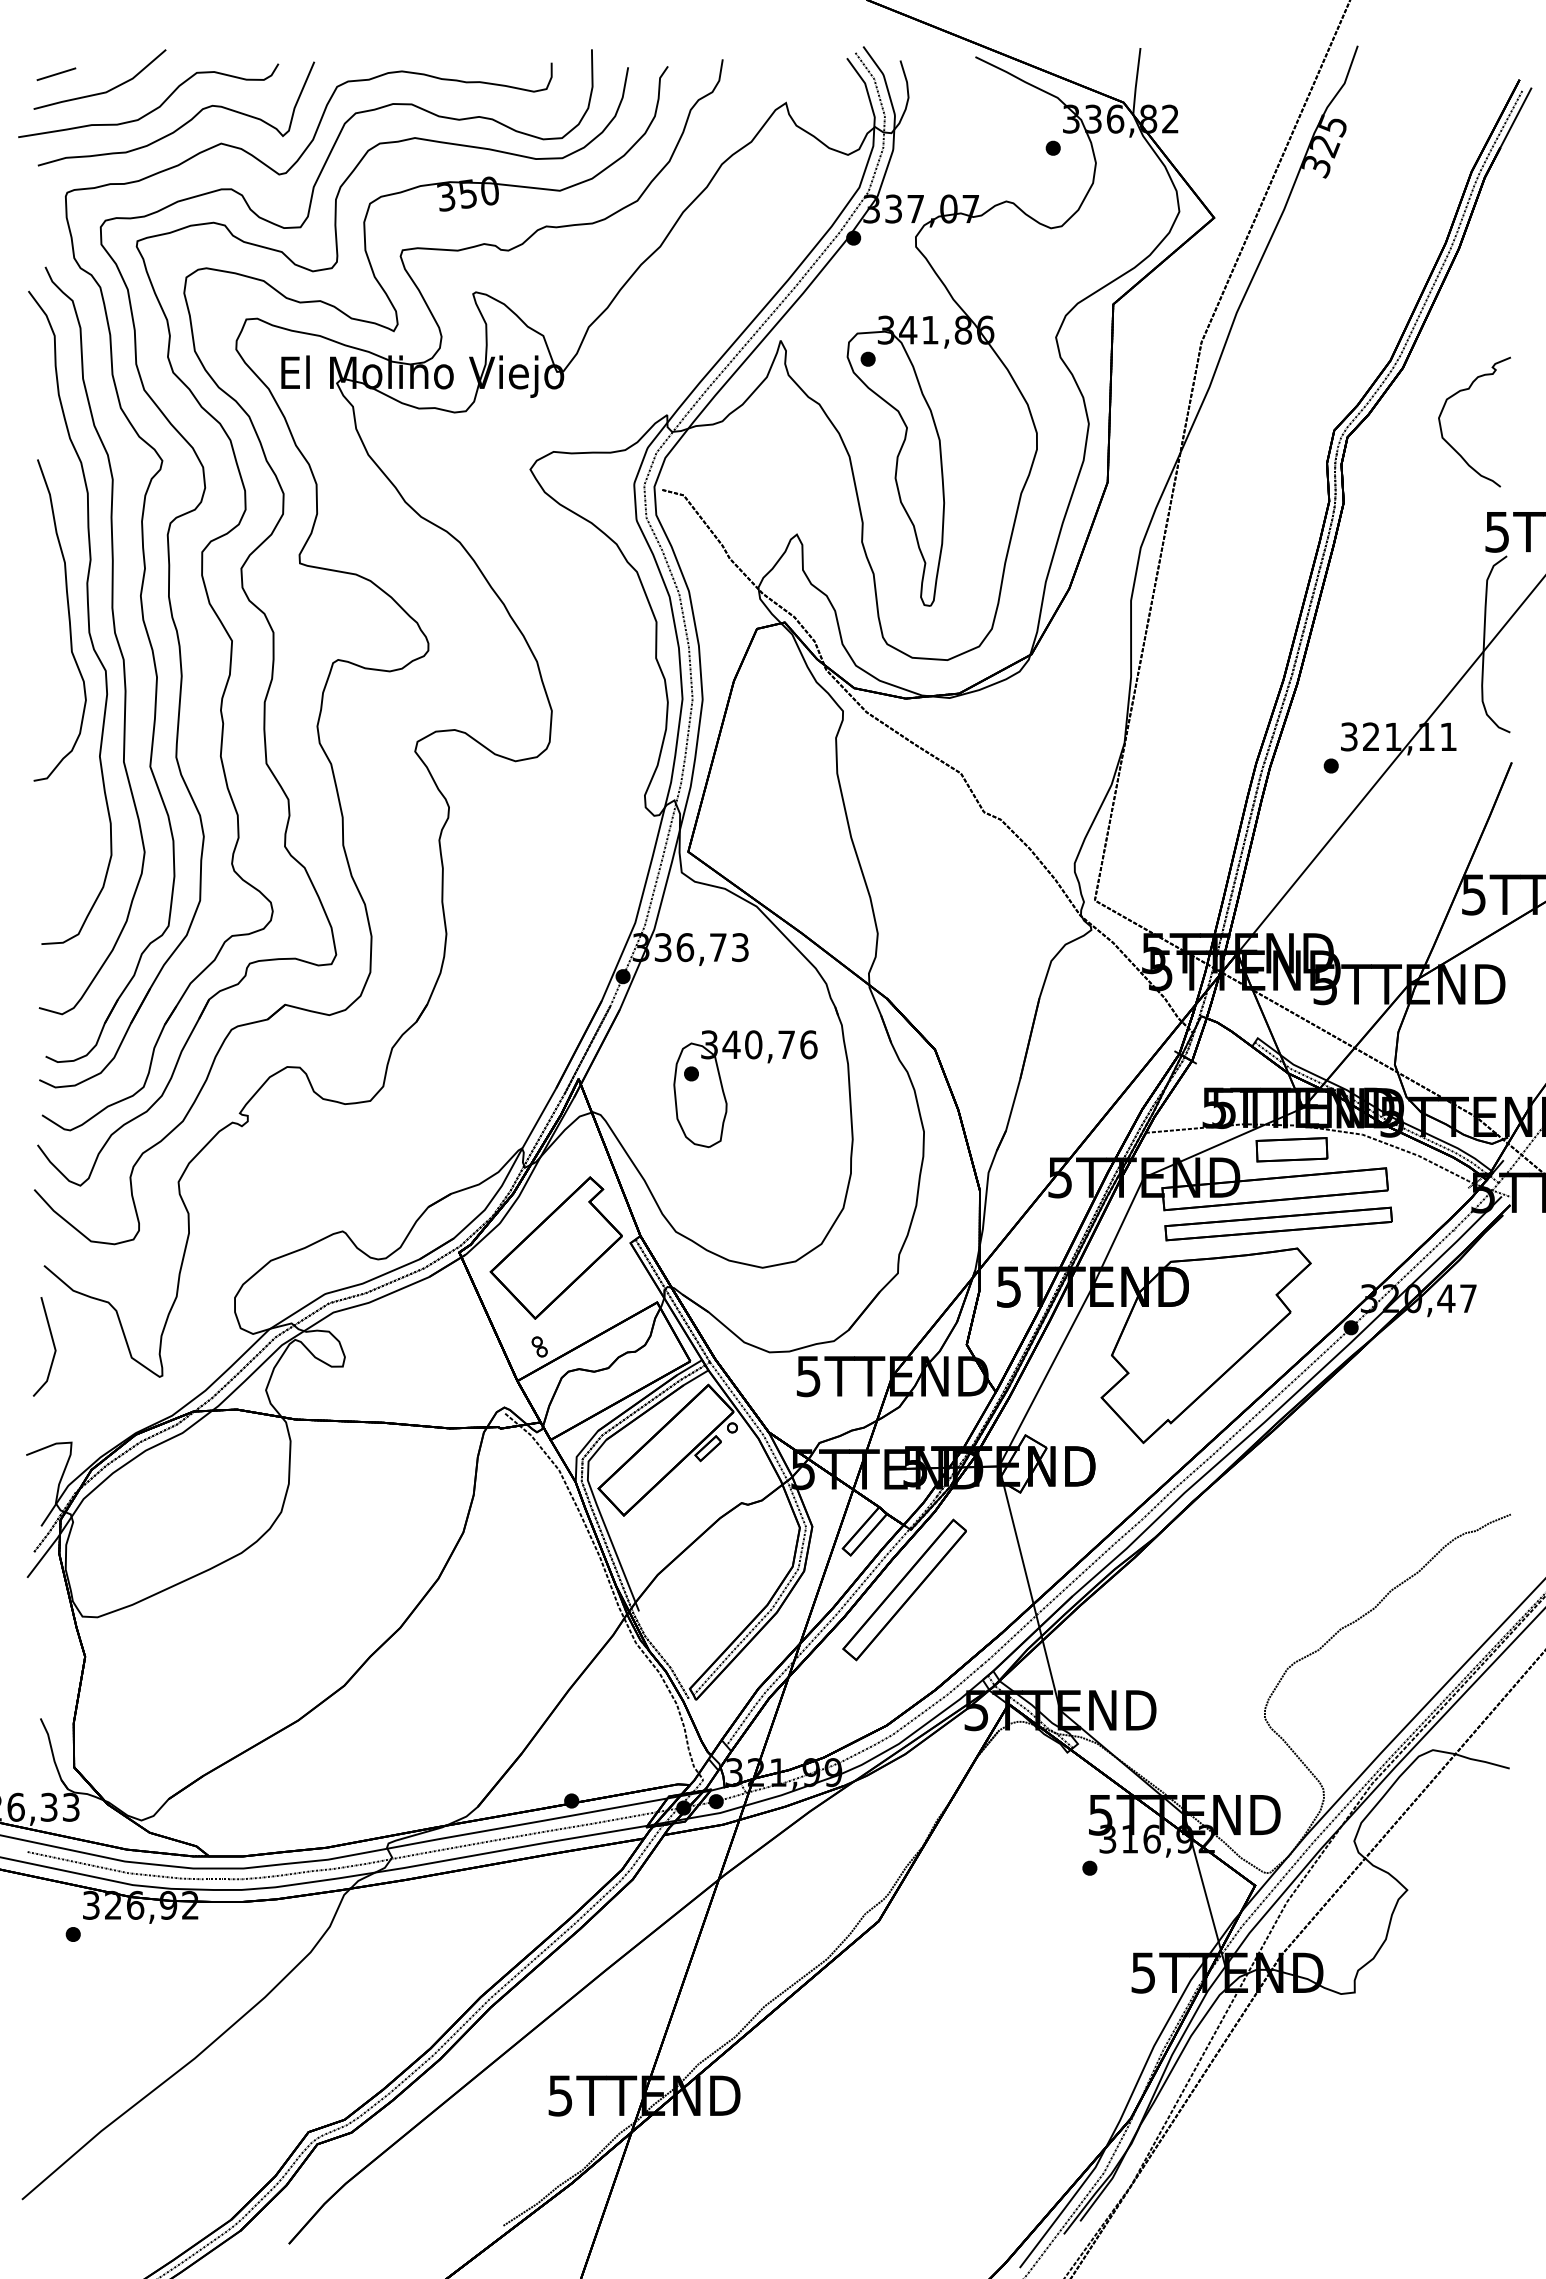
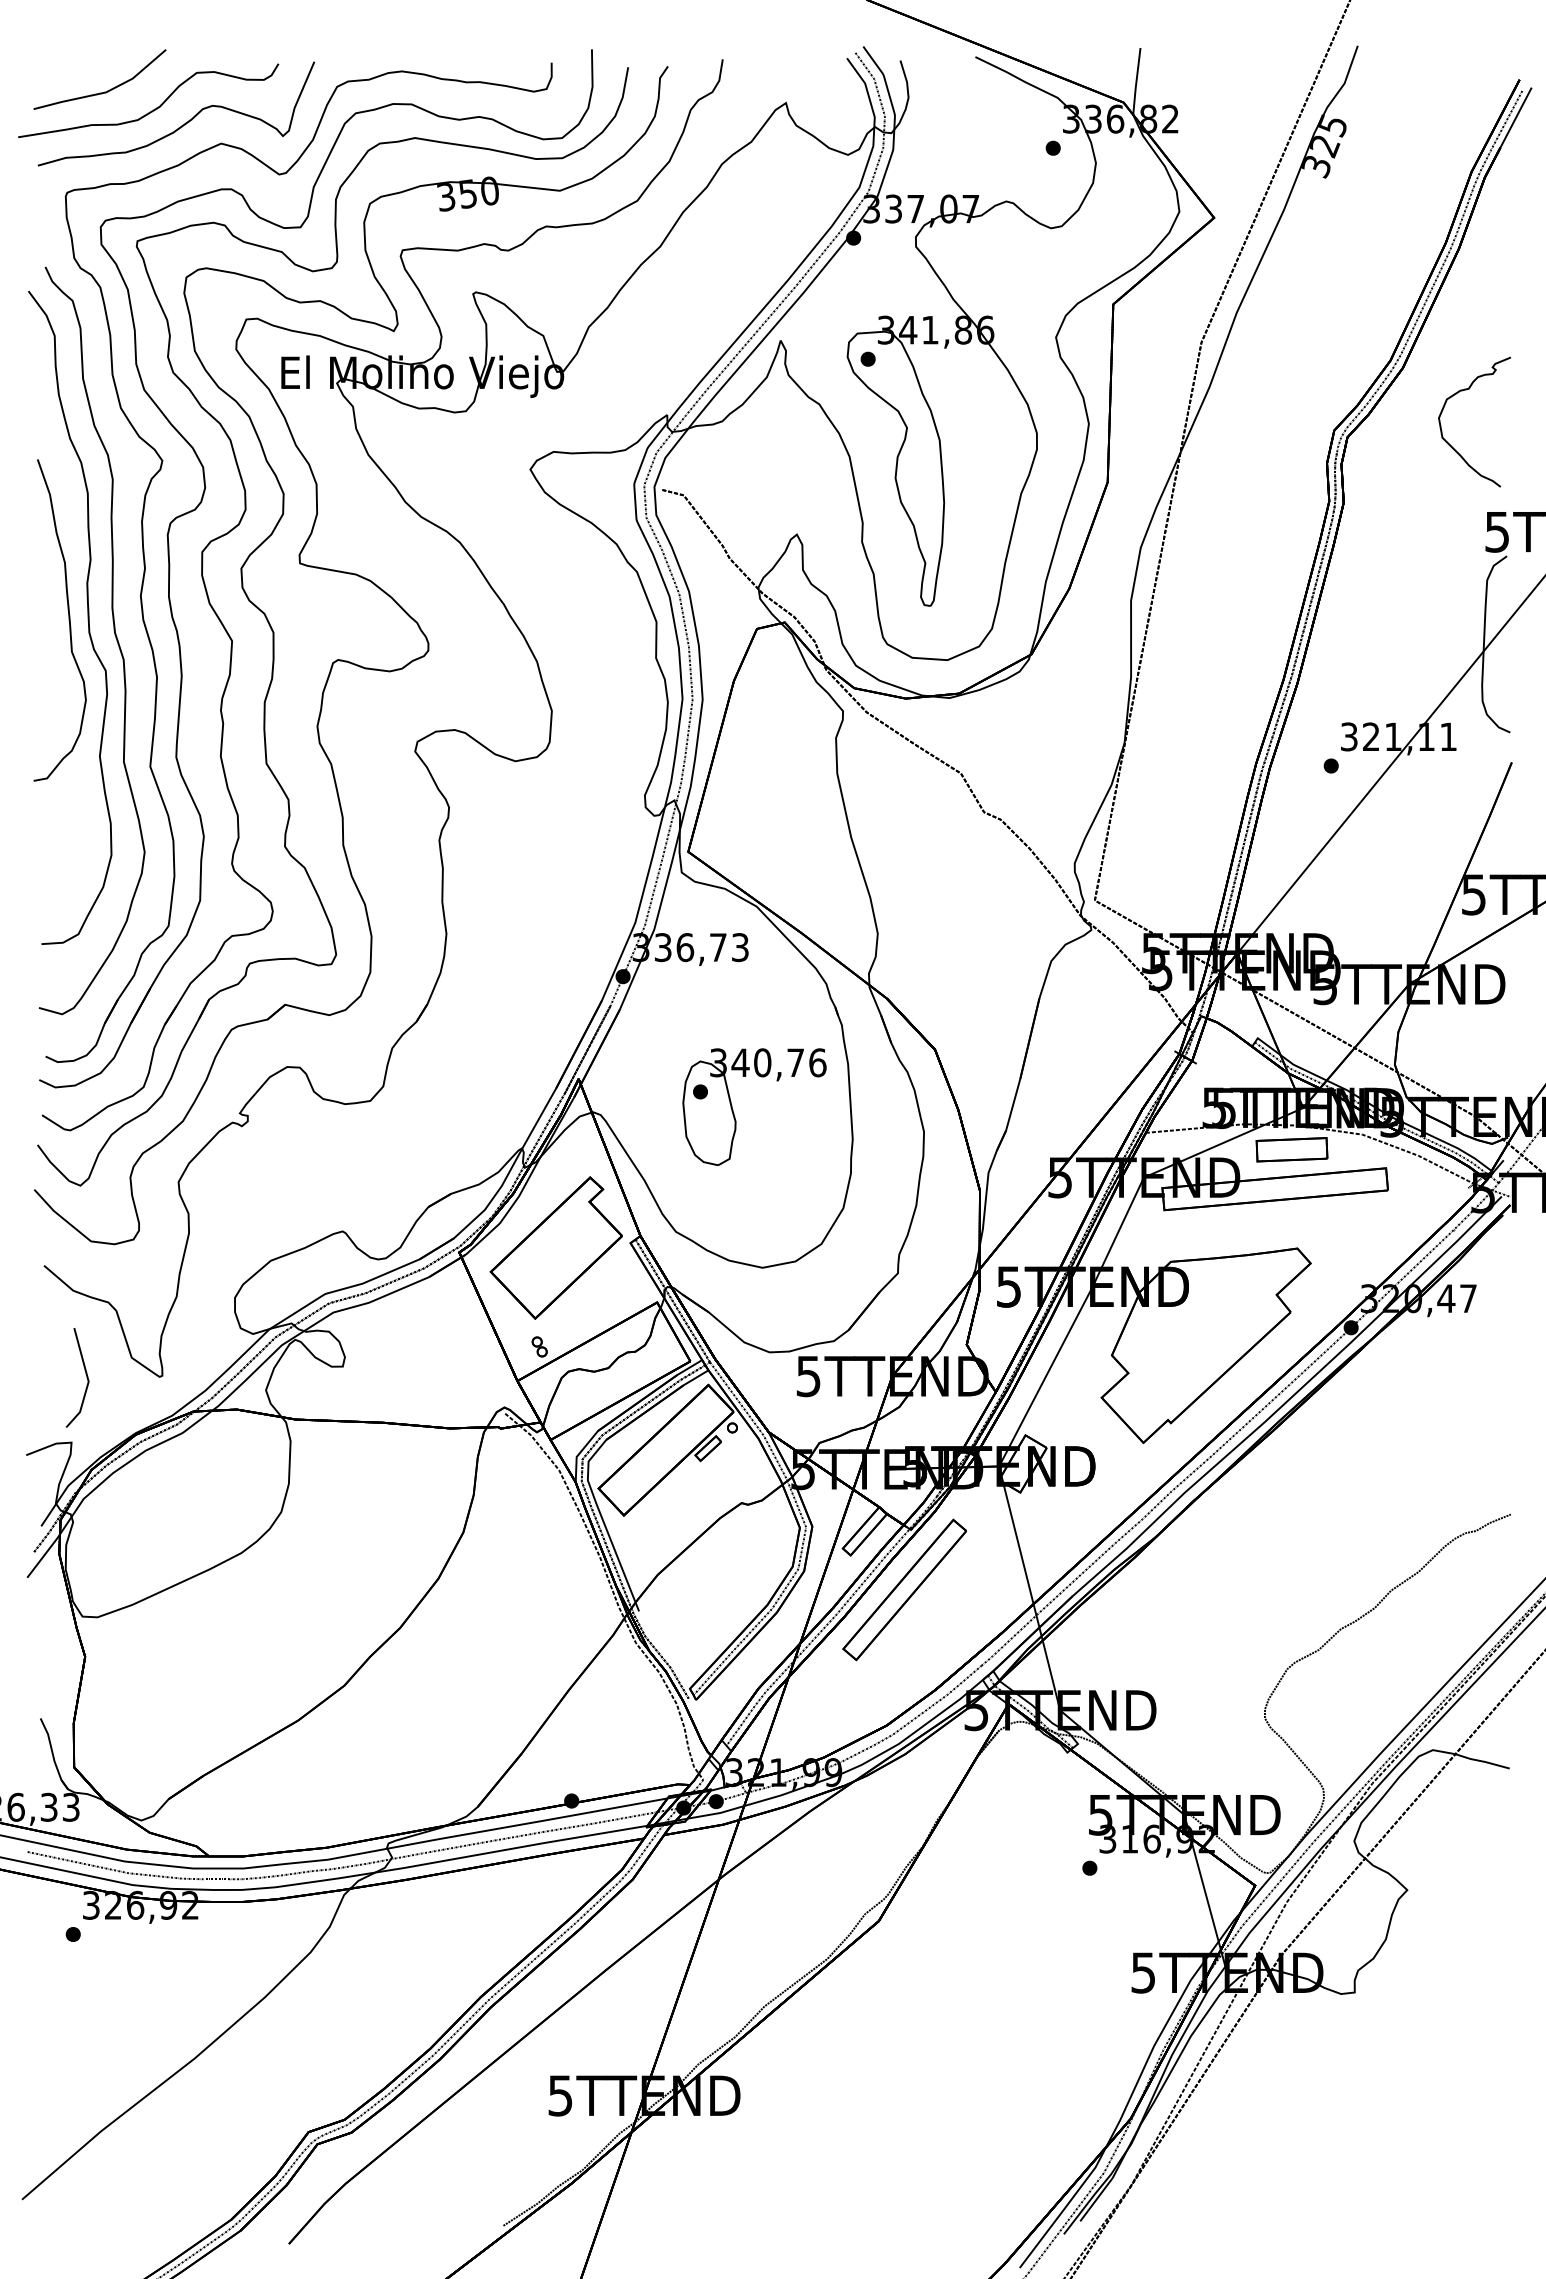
line: present -> none (56, 74)
part position: (725, 1095) -> (734, 1113) (734, 1113)
part: present -> none (1278, 1223)
line position: (52, 1343) -> (85, 1374) (85, 1374)
